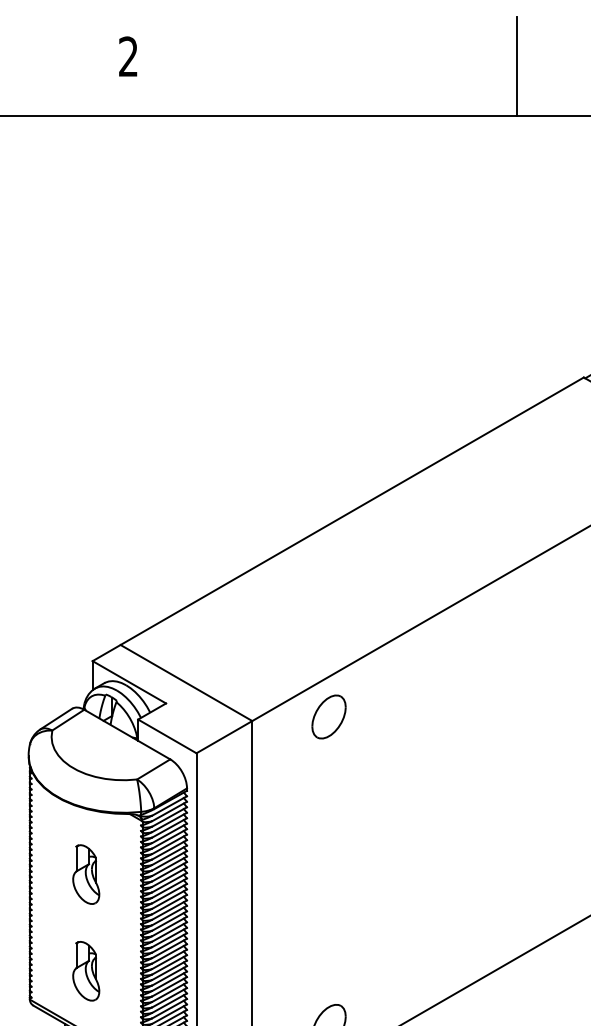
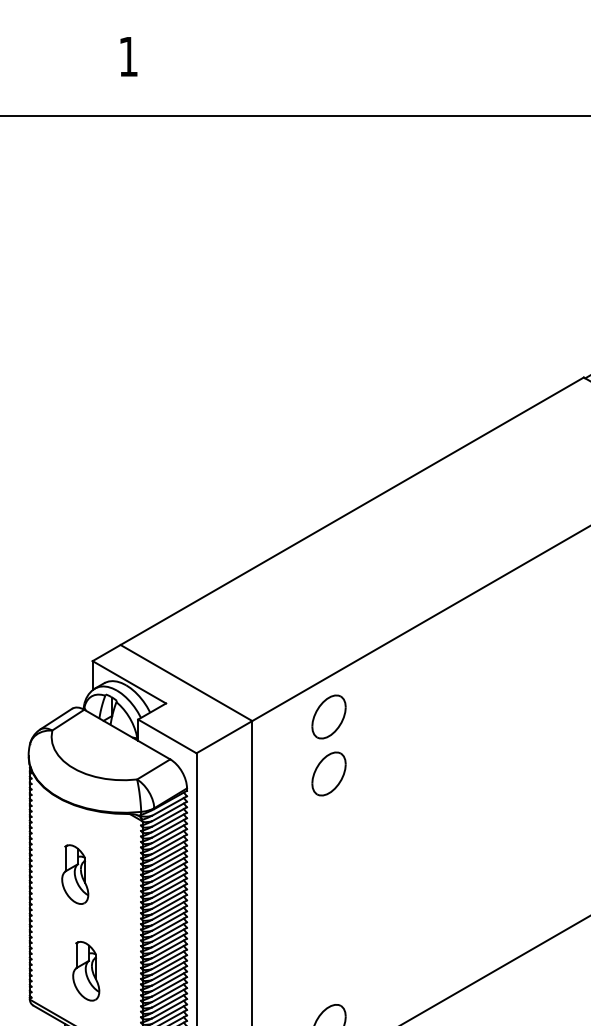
text: 2 -> 1 (128, 56)
line: present -> none (517, 66)
part: none -> present (328, 773)
part position: (86, 874) -> (75, 874) (75, 874)
